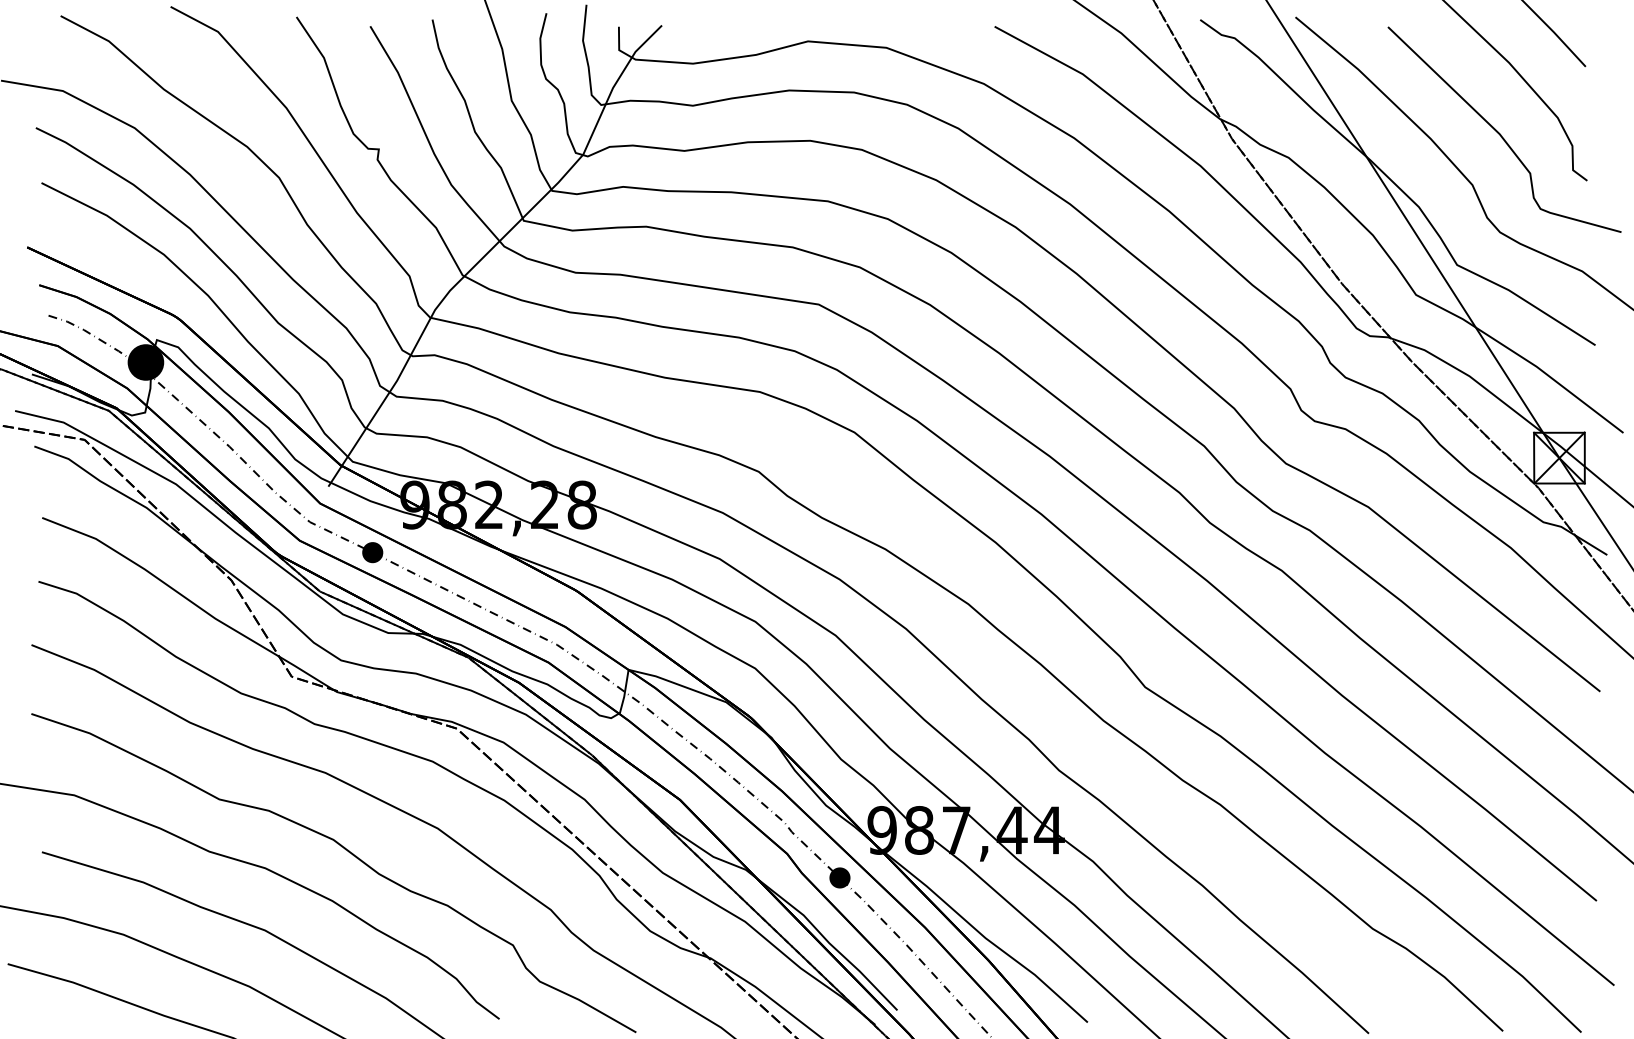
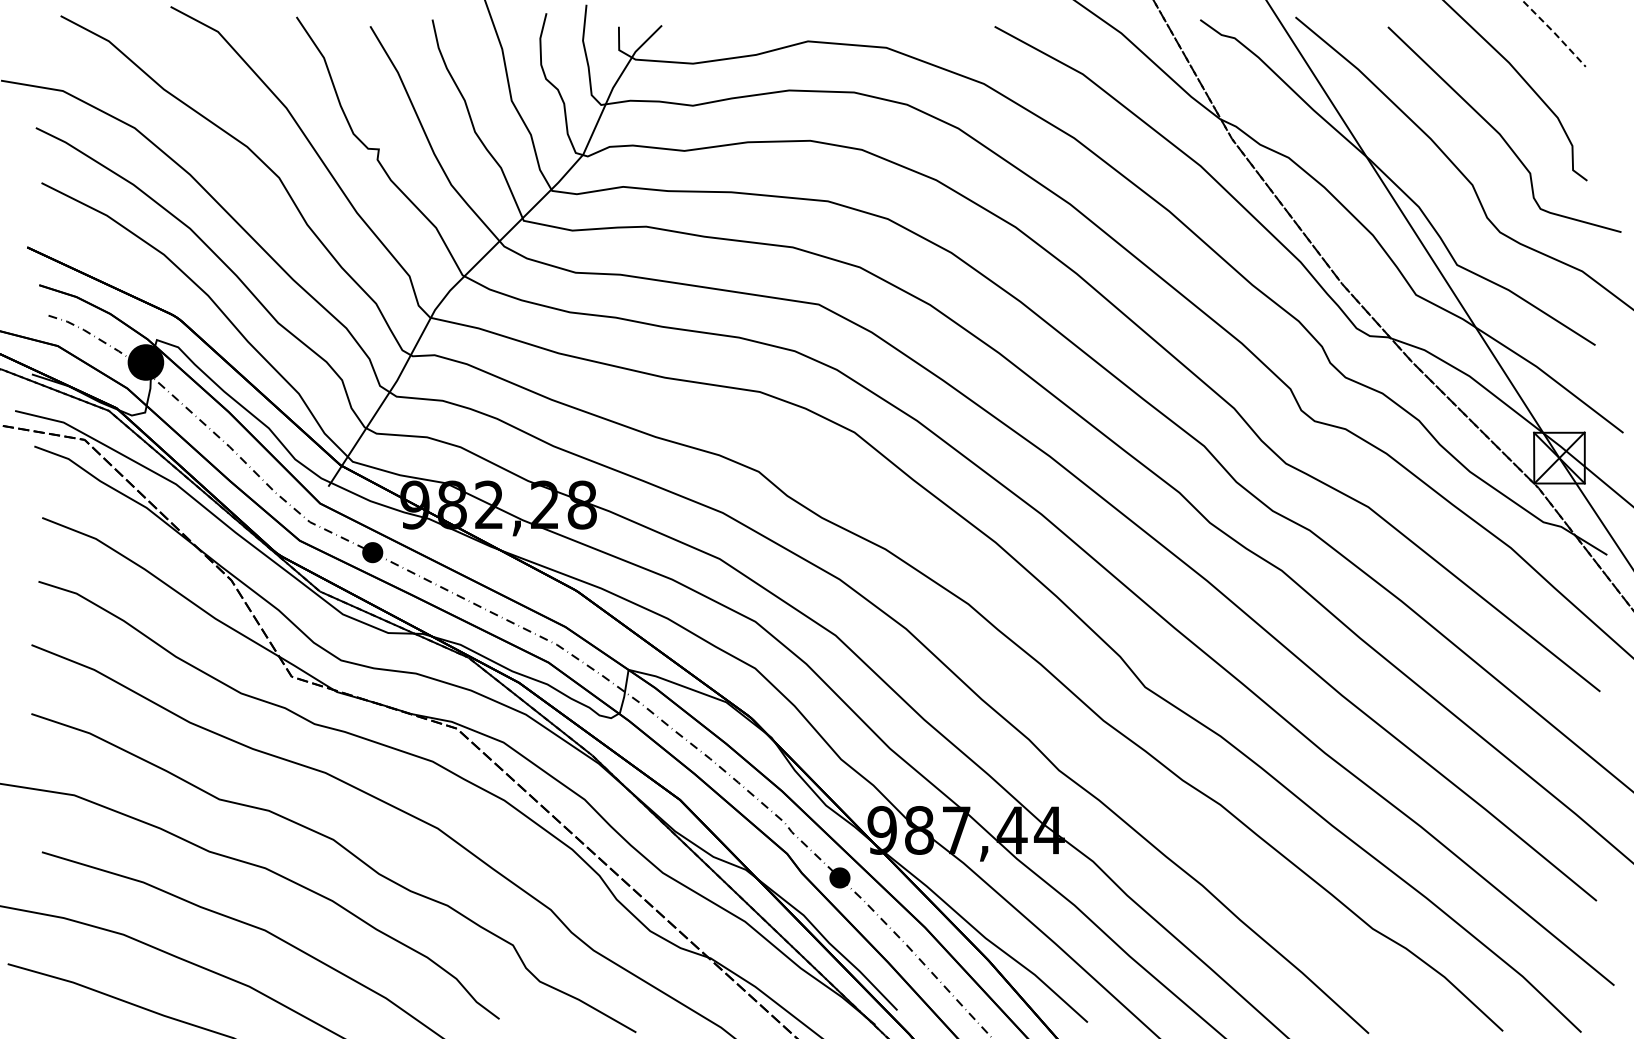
line: solid -> dashed (1554, 33)
